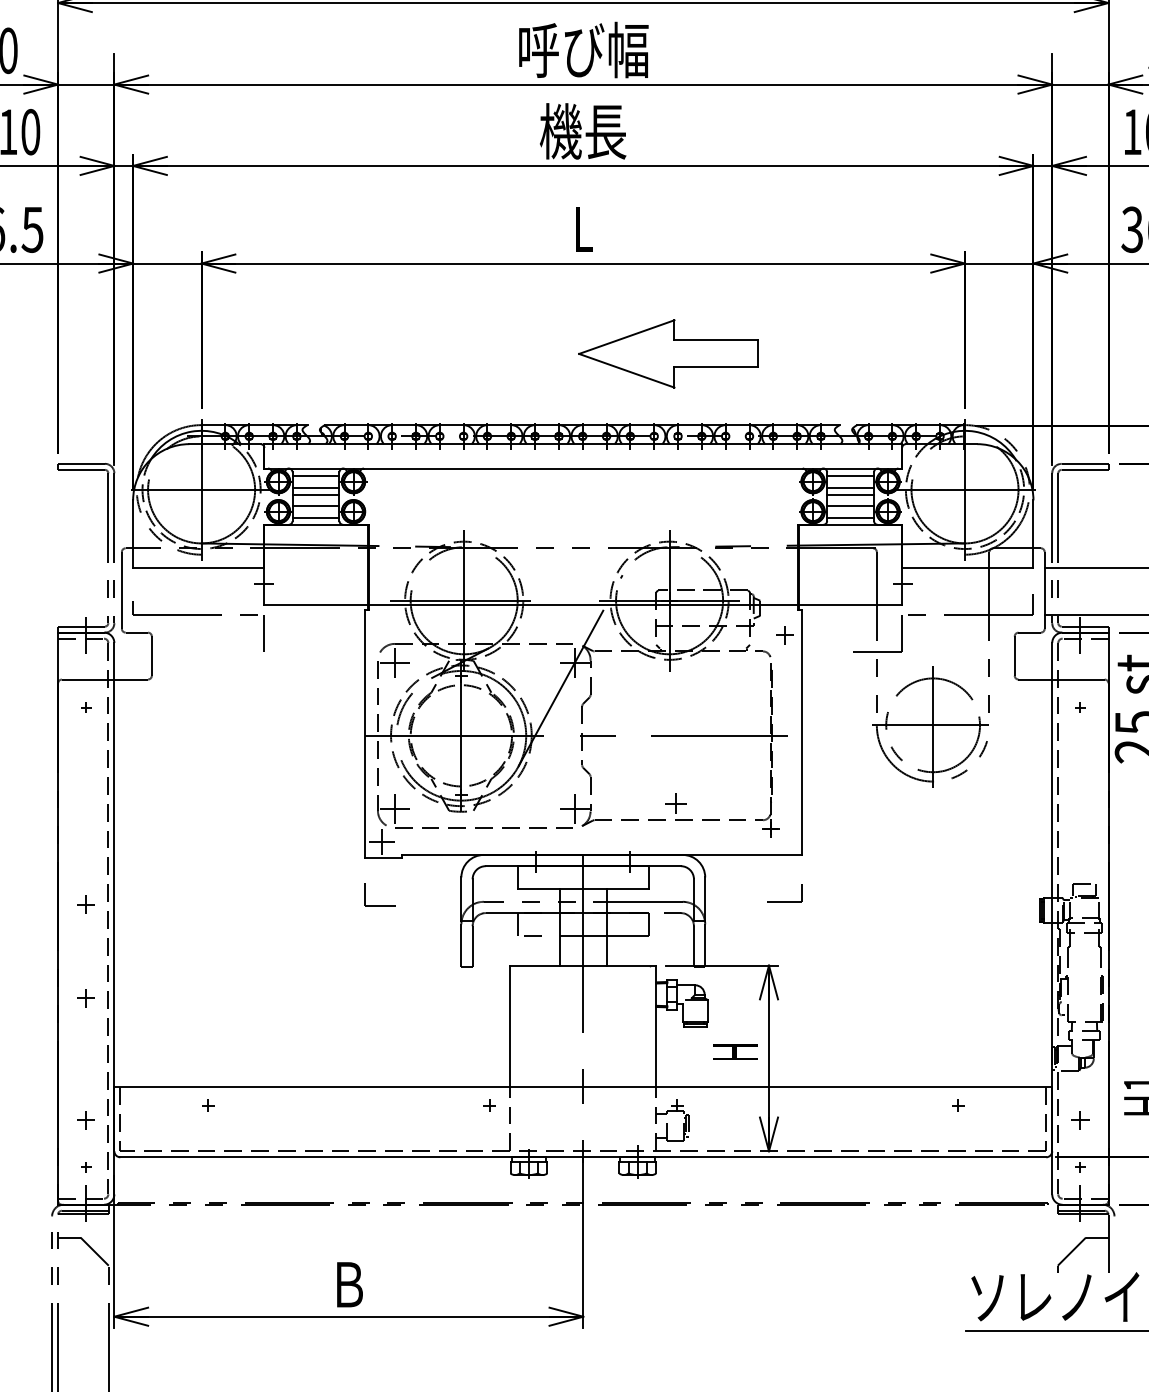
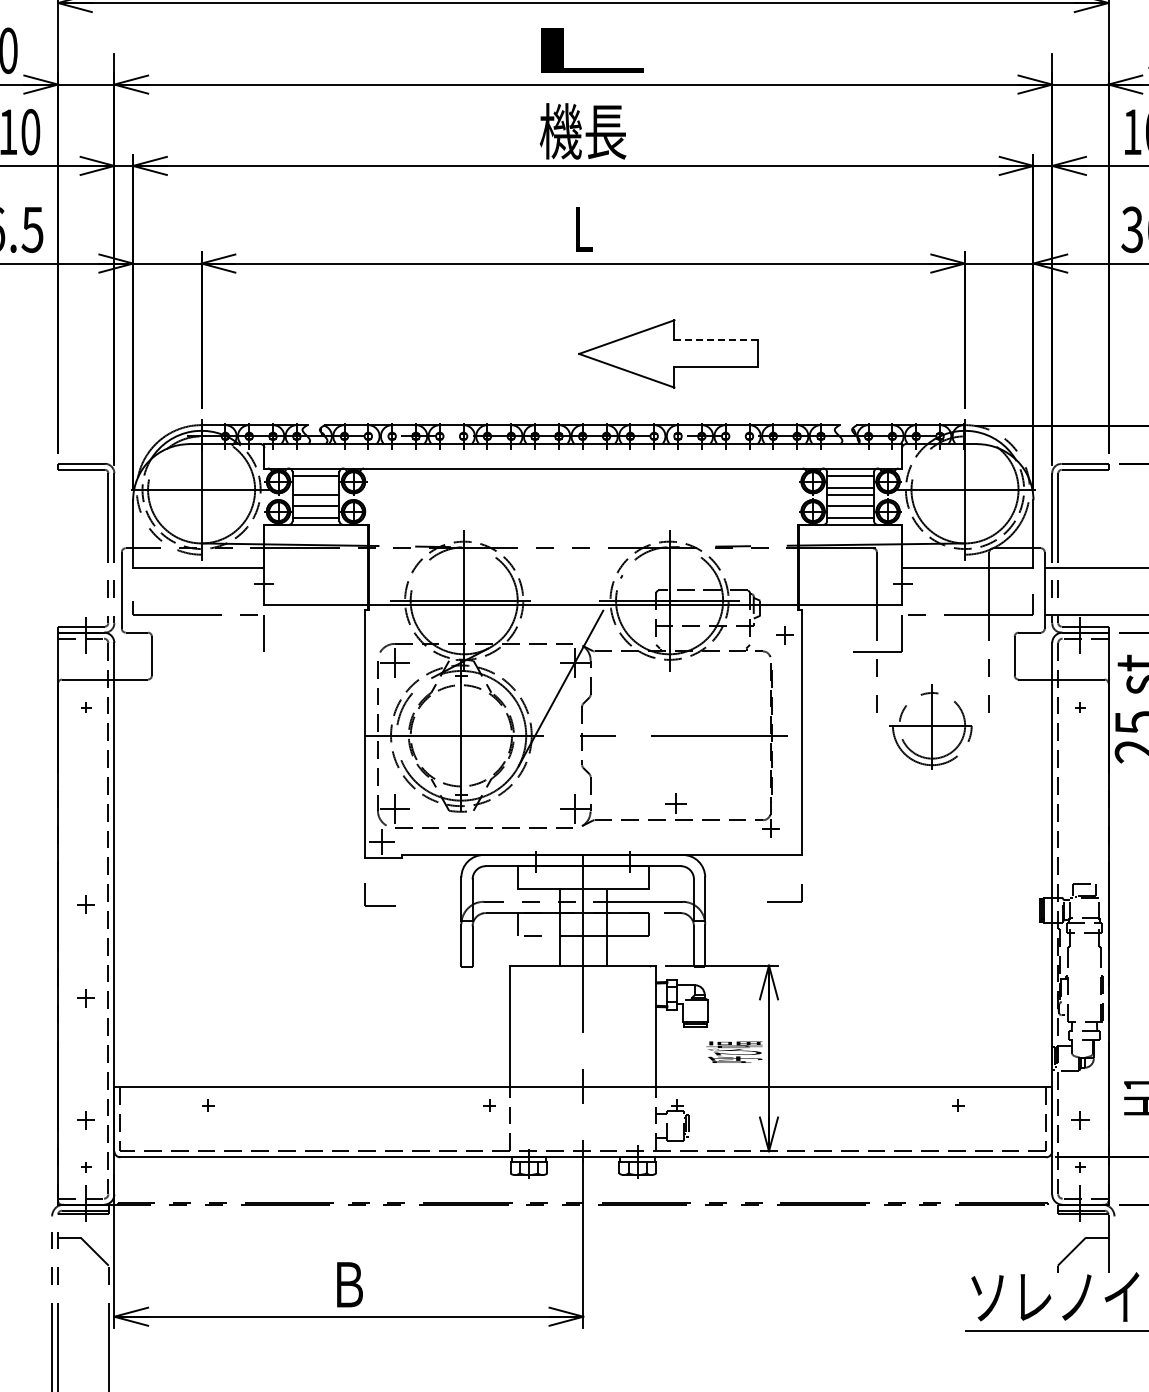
text: 呼び幅 -> L (583, 49)
line: solid -> dashed (716, 340)
line: present -> none (315, 487)
part size: 117x122 px -> 84x86 px (930, 726)
text: H -> 呼び幅 (734, 1051)
